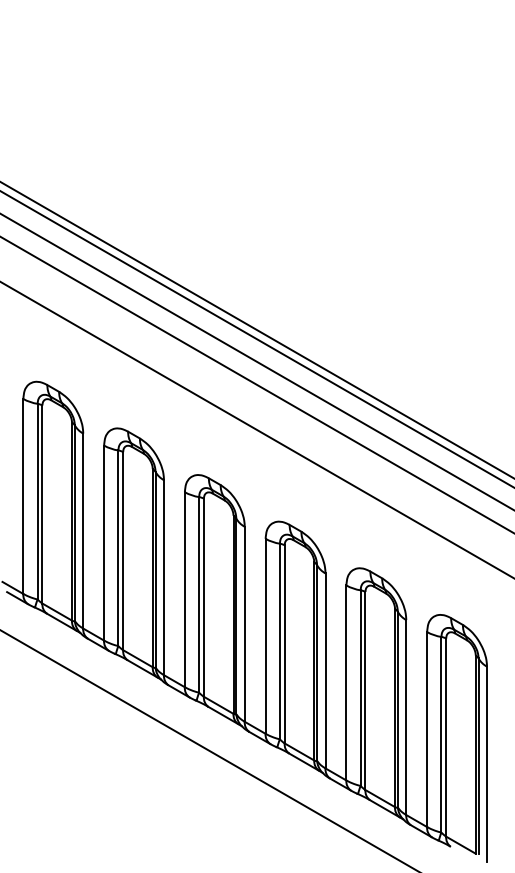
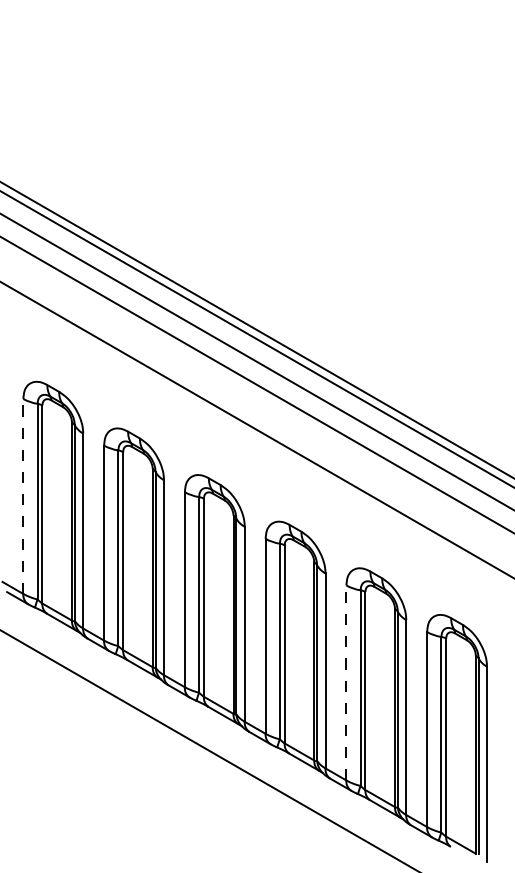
line: solid -> dashed (23, 495)
line: solid -> dashed (346, 682)
